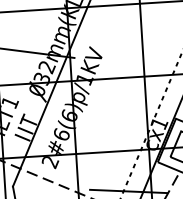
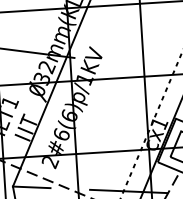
line: none -> present (31, 187)
